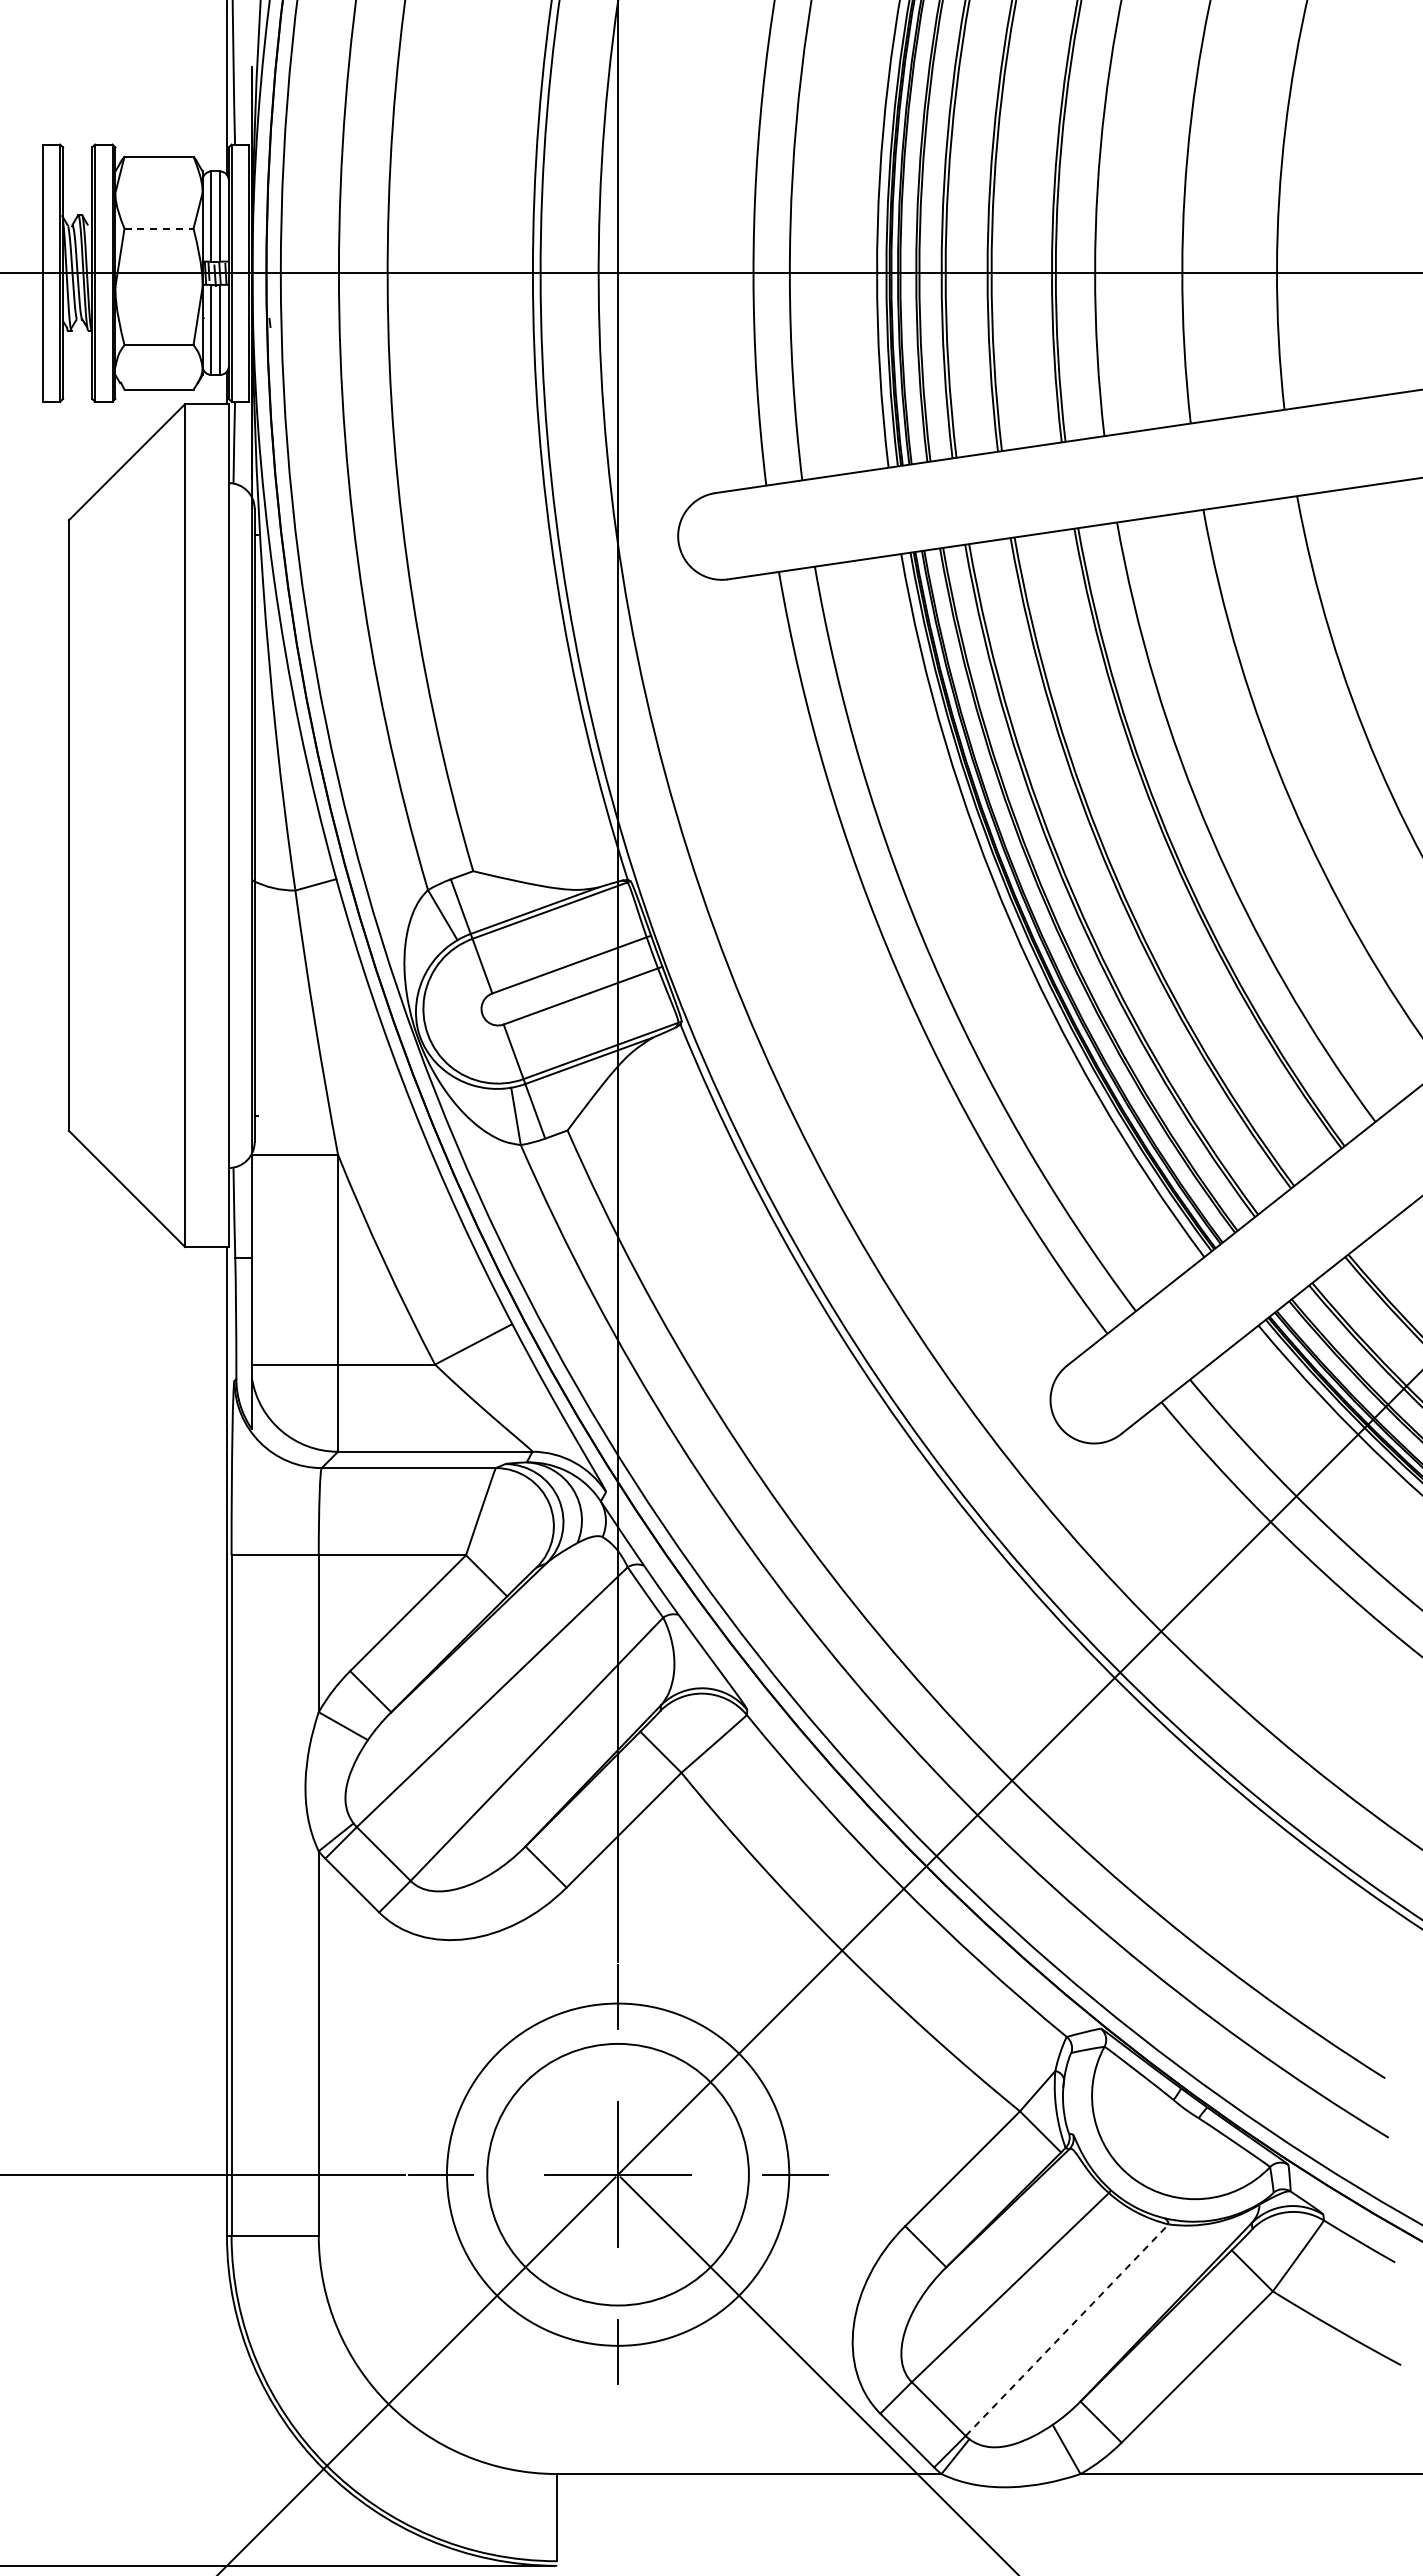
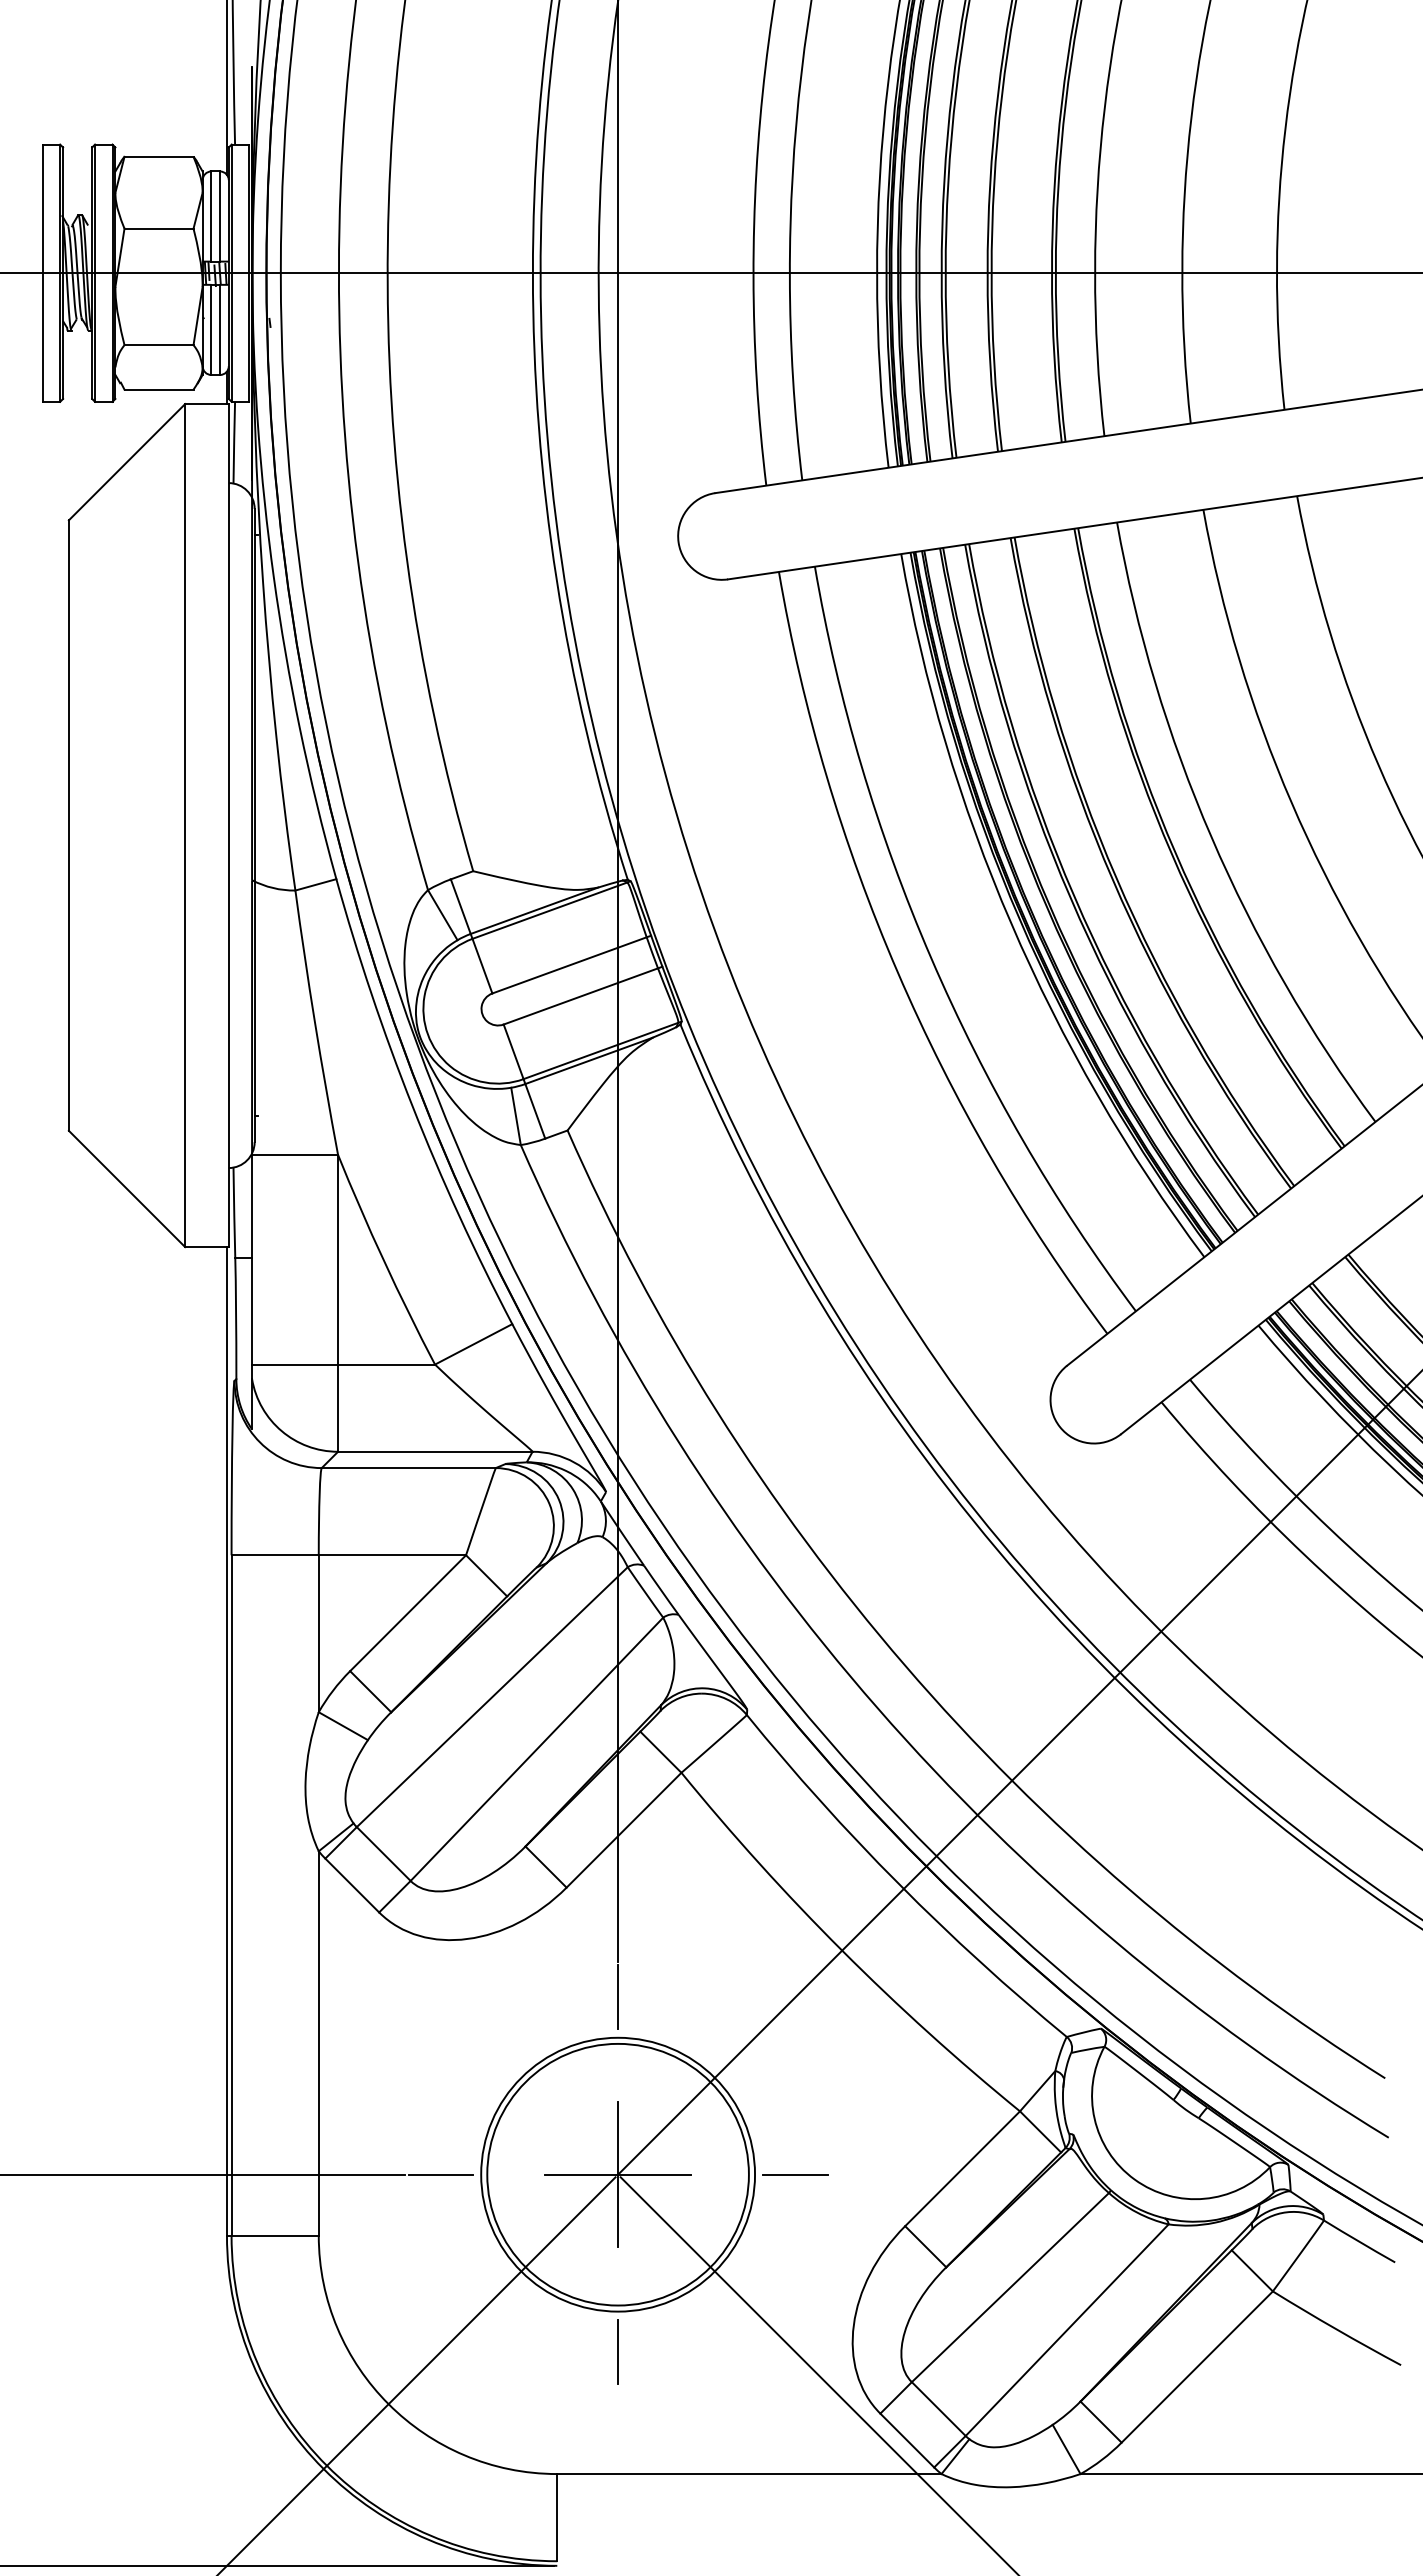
line: dashed -> solid (159, 228)
circle diameter: 342 px -> 274 px (618, 2174)
line: dashed -> solid (1067, 2330)
